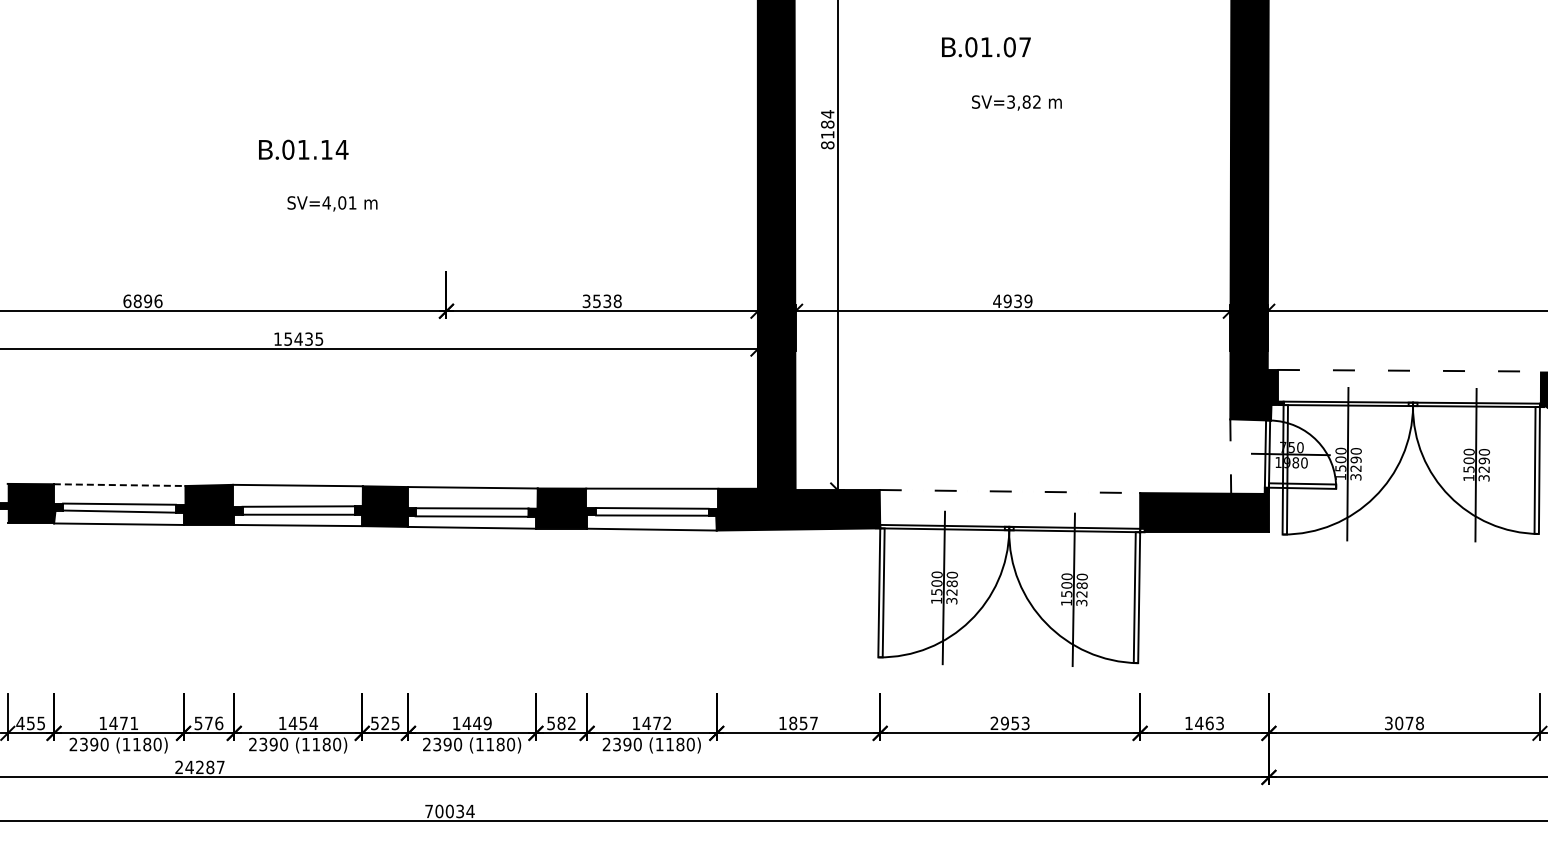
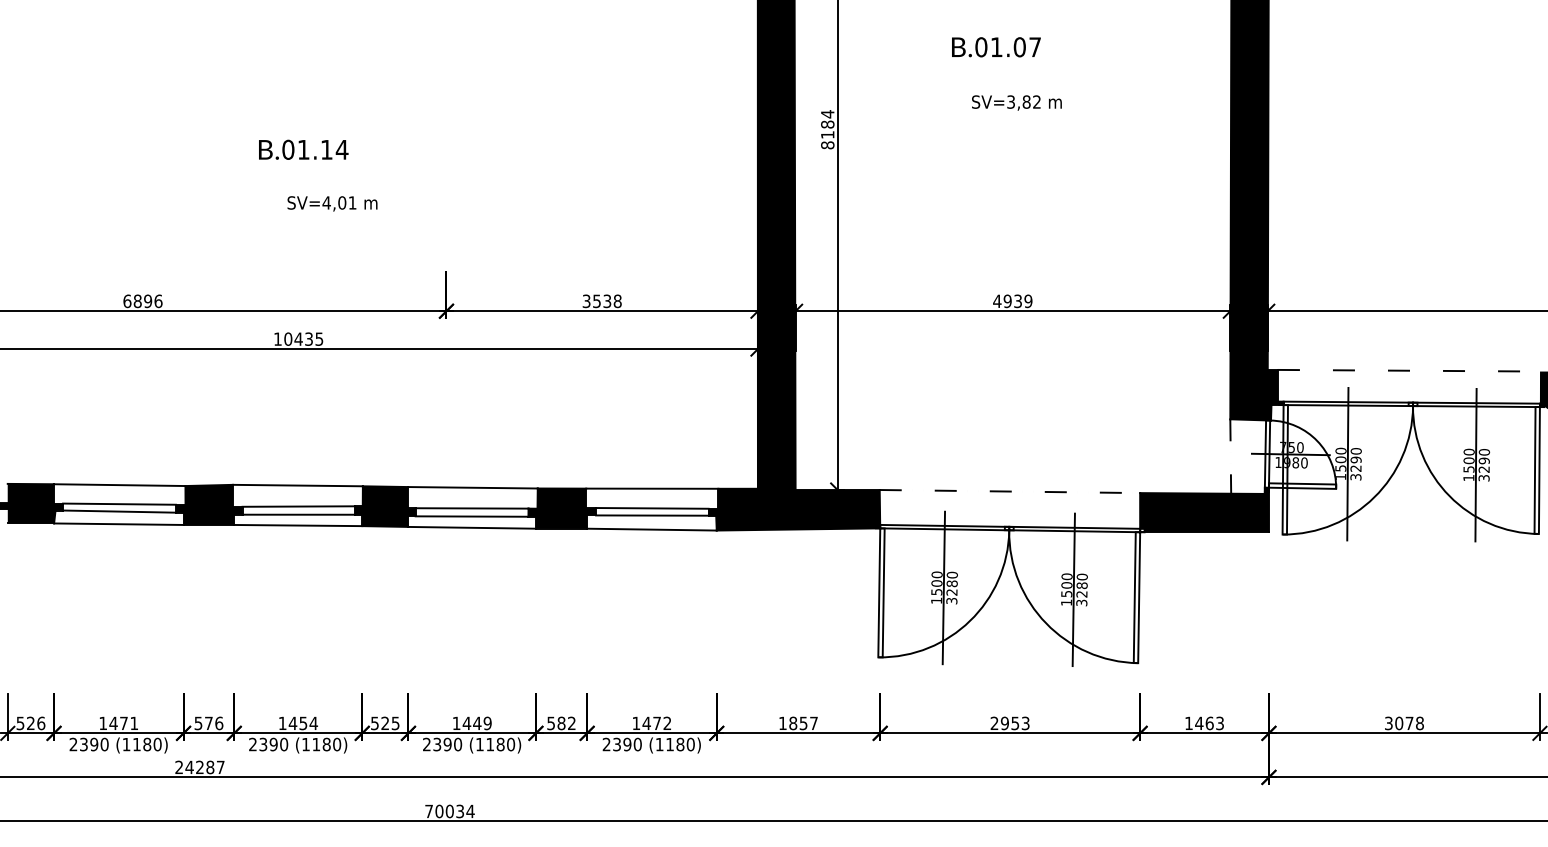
text position: (986, 47) -> (996, 47) (996, 47)
text: 15435 -> 10435 (288, 338)
line: dashed -> solid (119, 485)
text: 455 -> 526 (30, 723)
